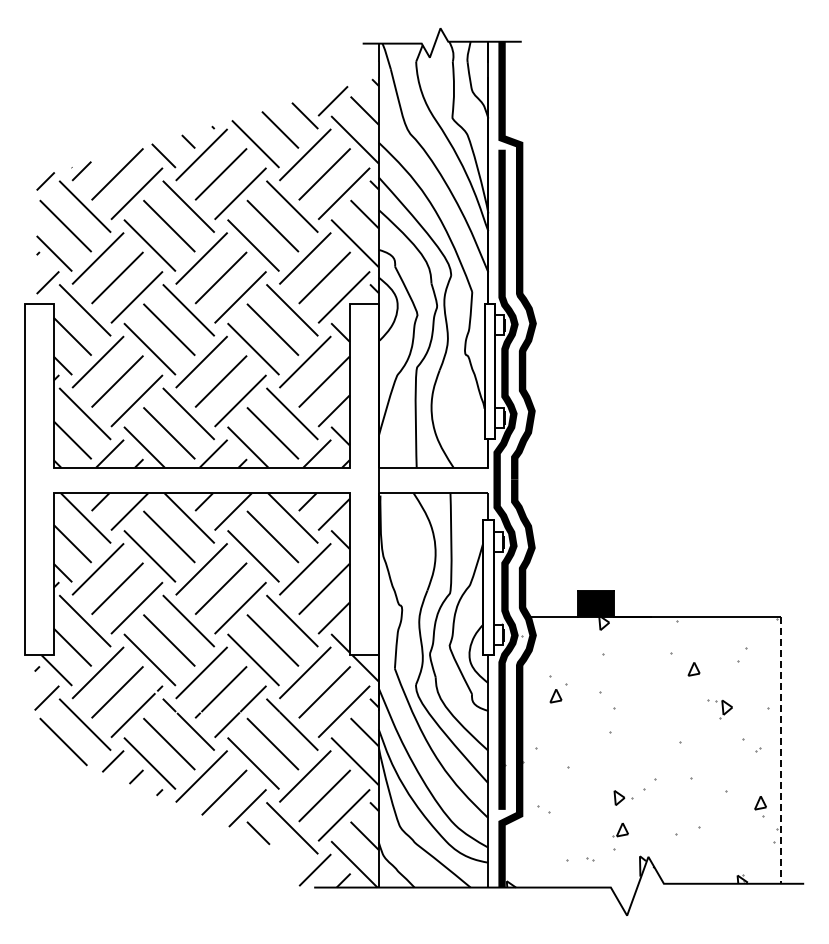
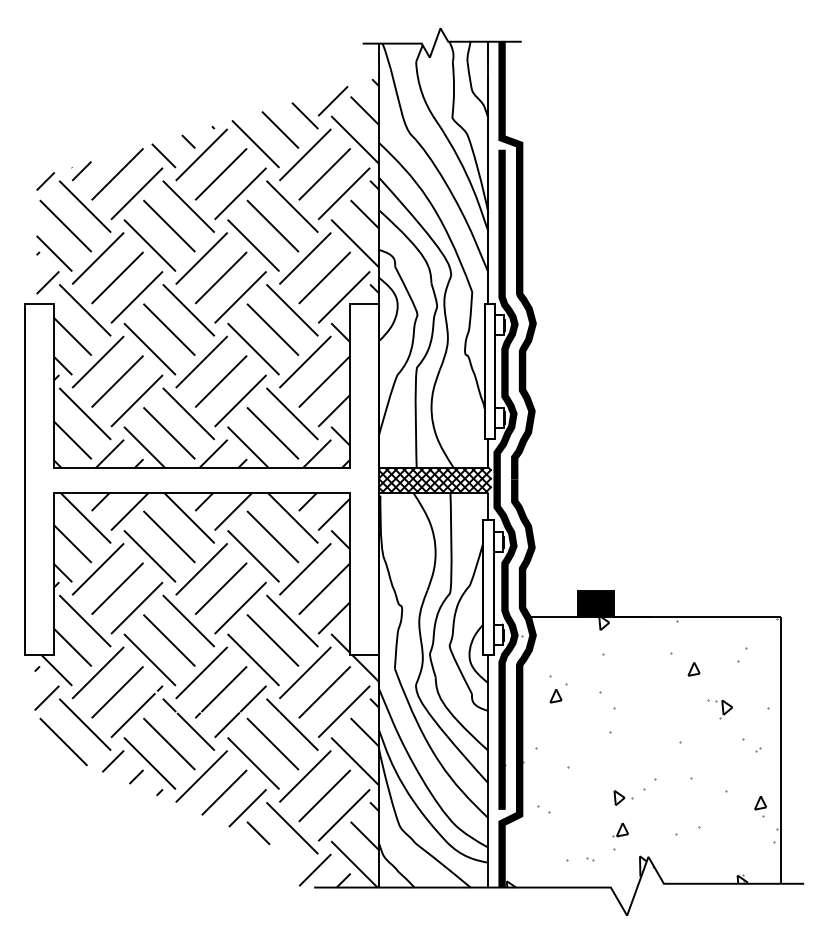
hatch: none -> present (434, 480)
line: dashed -> solid (780, 751)
